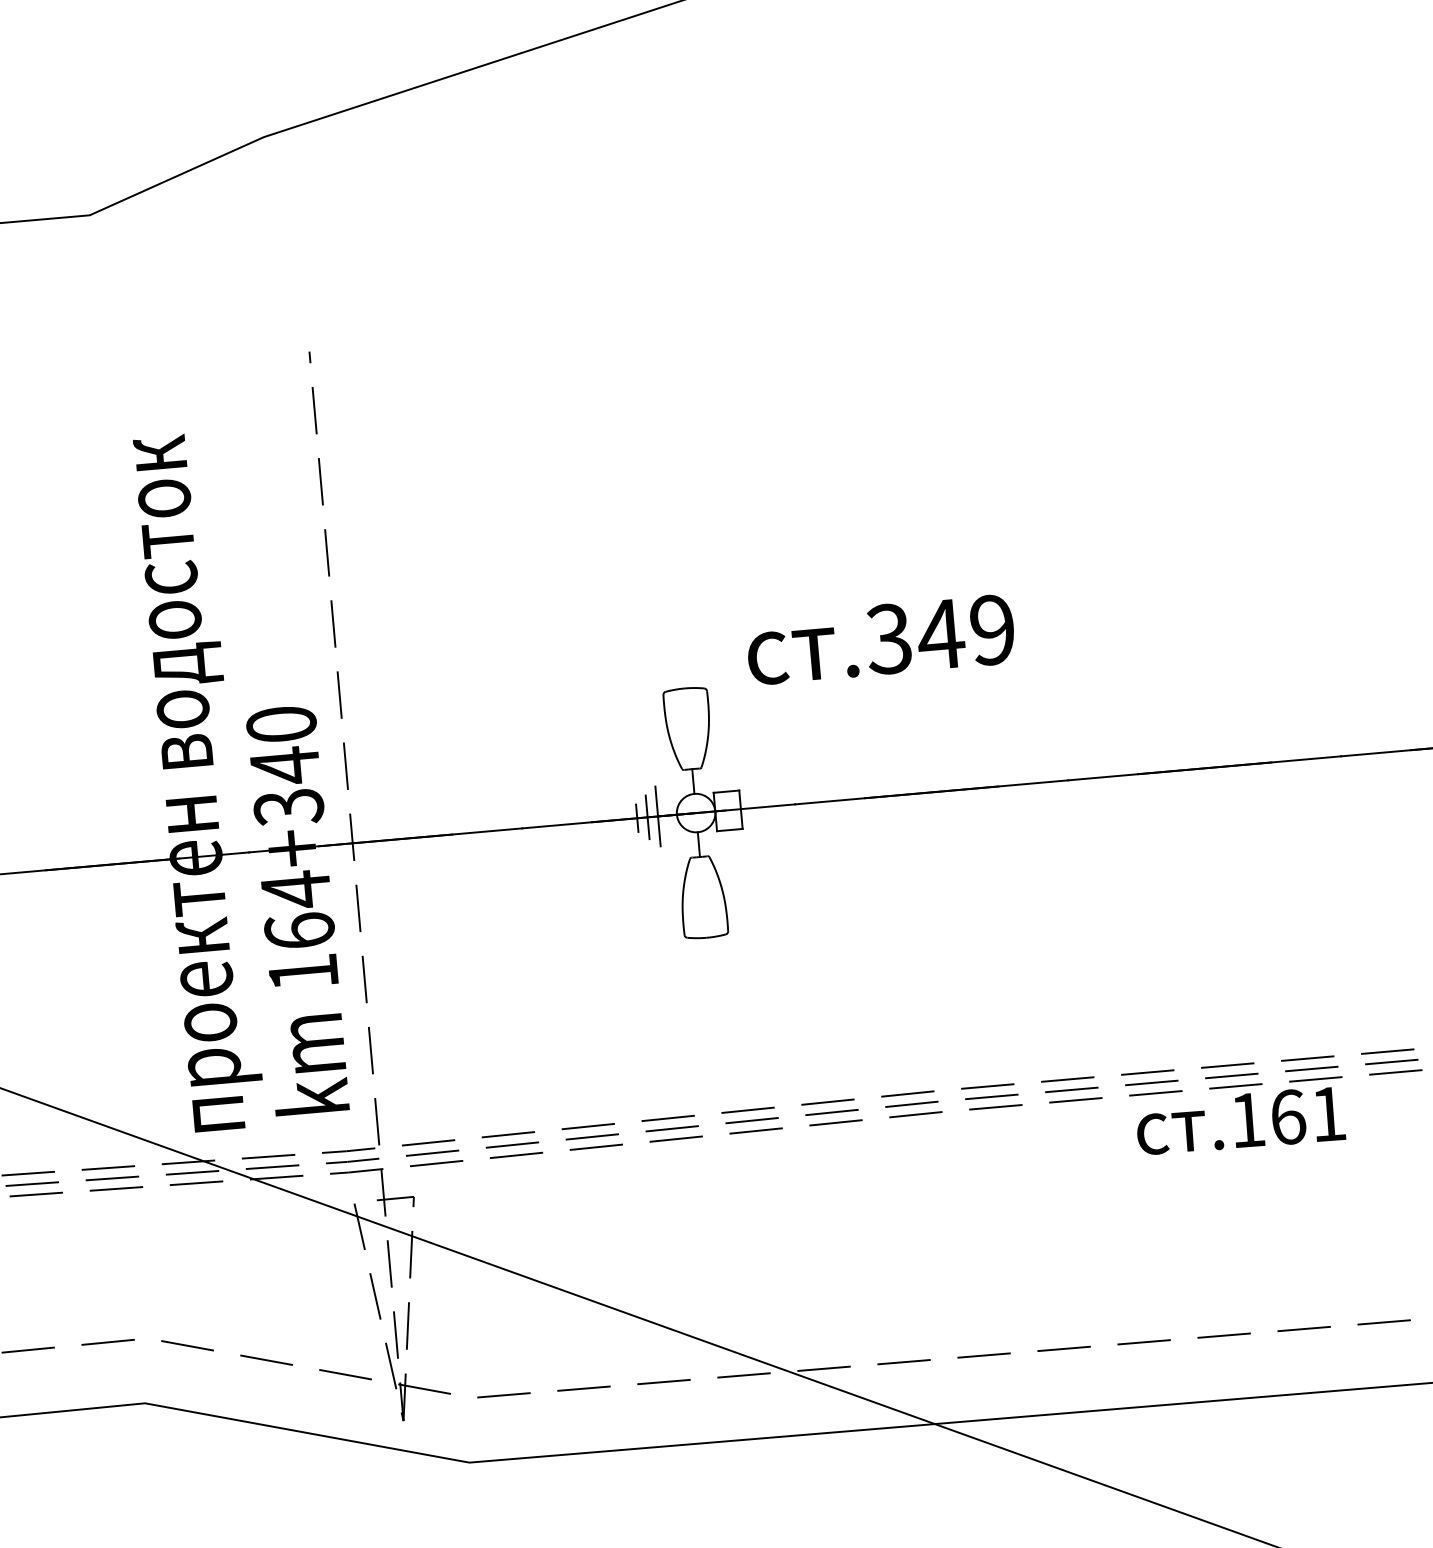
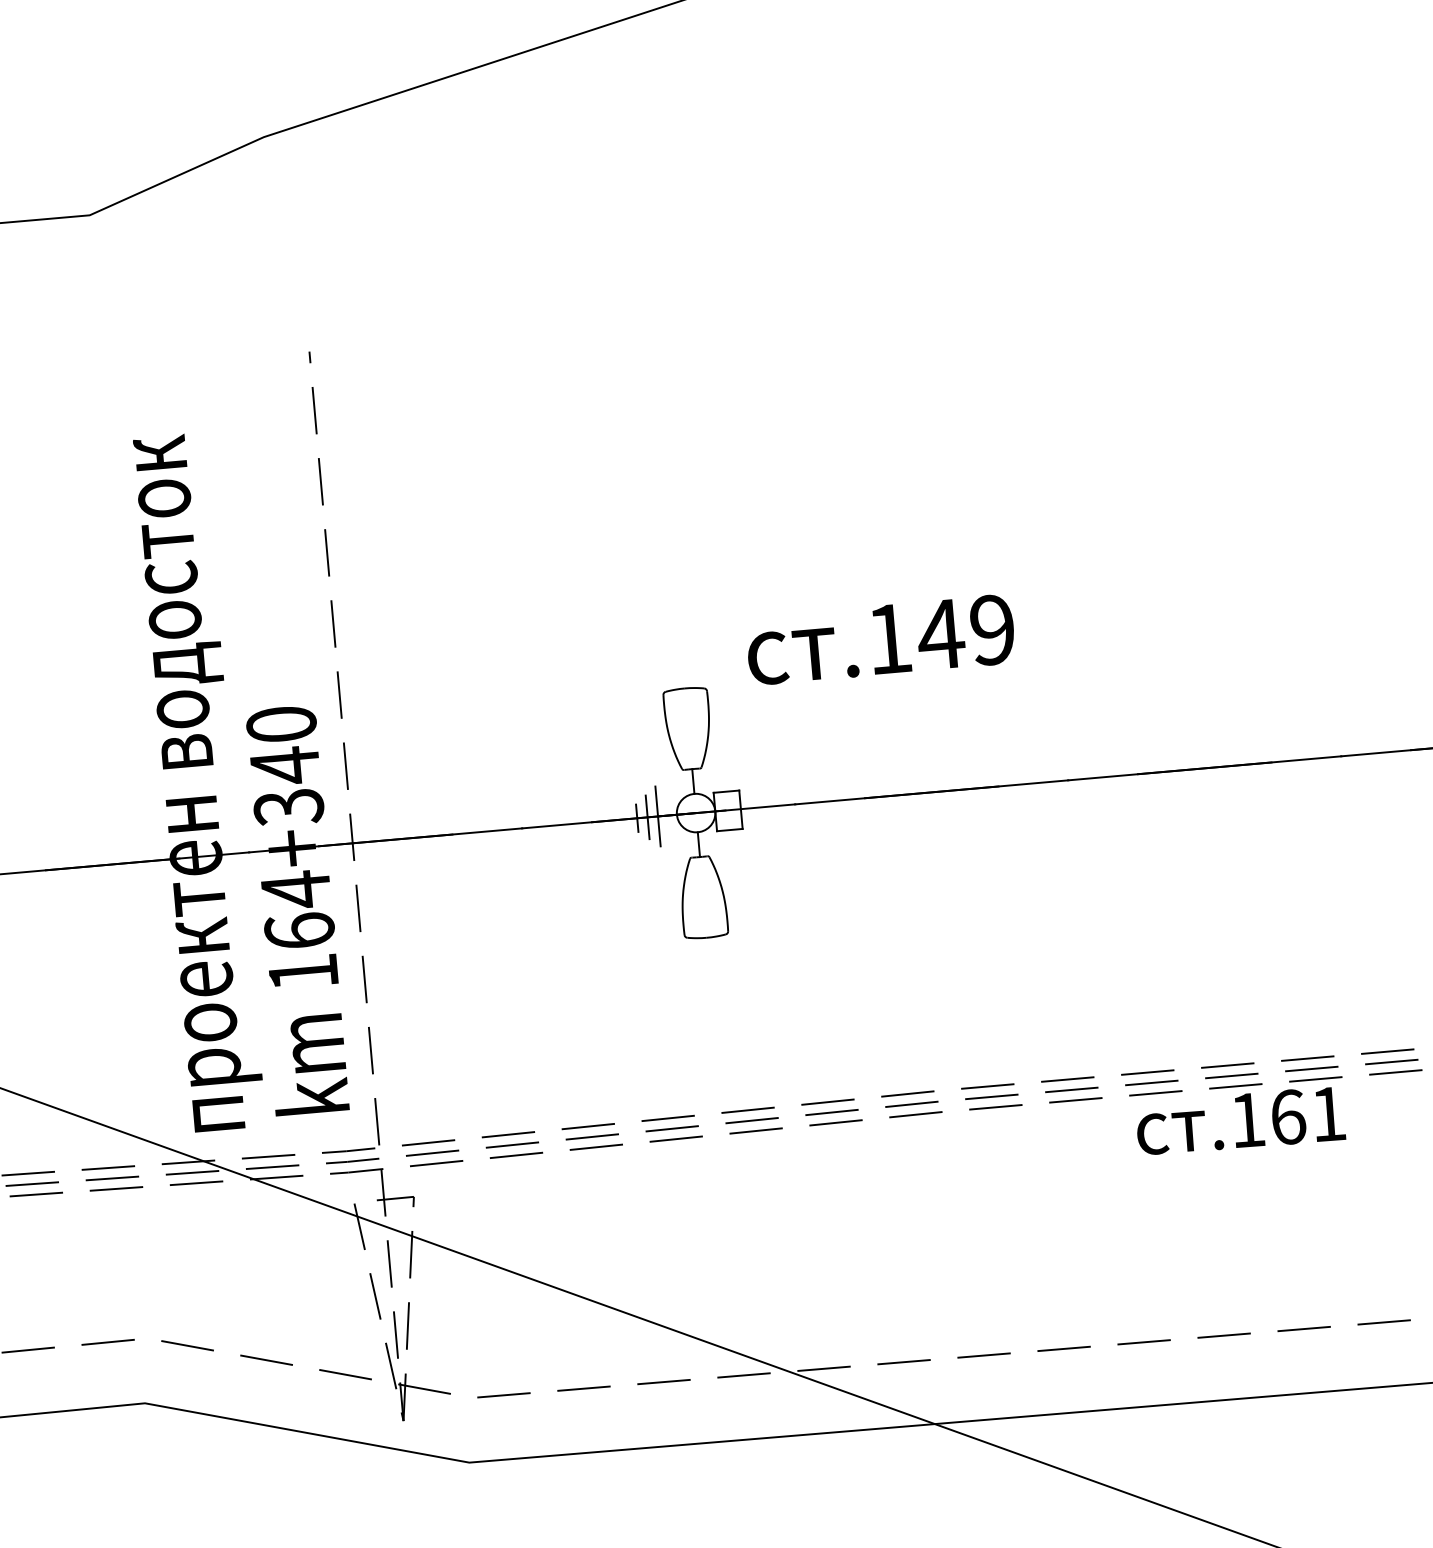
text: .349 -> .149 (889, 638)
